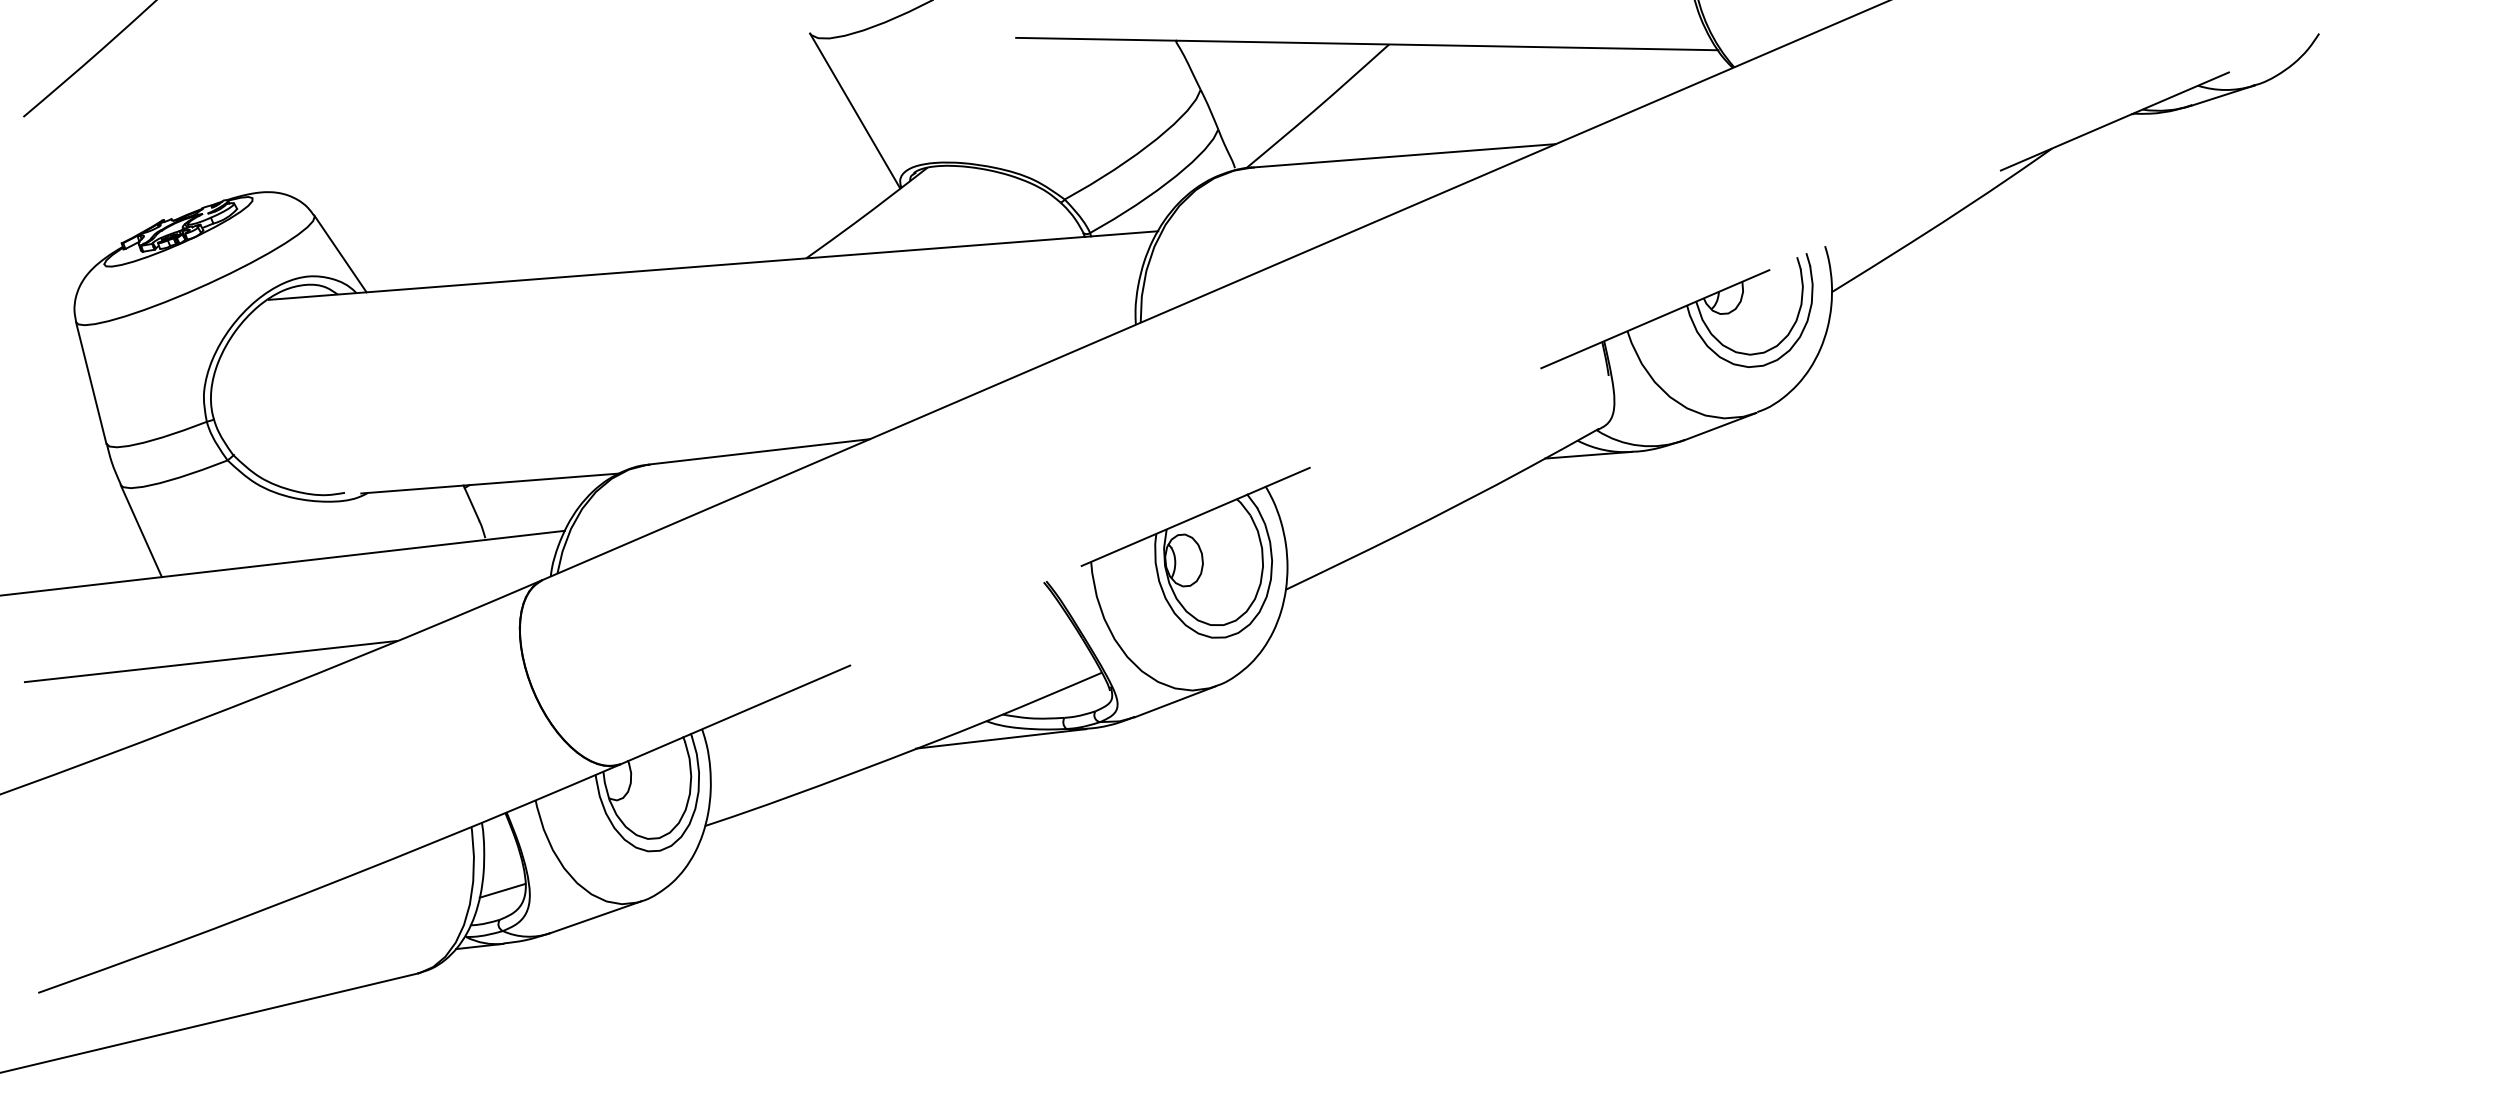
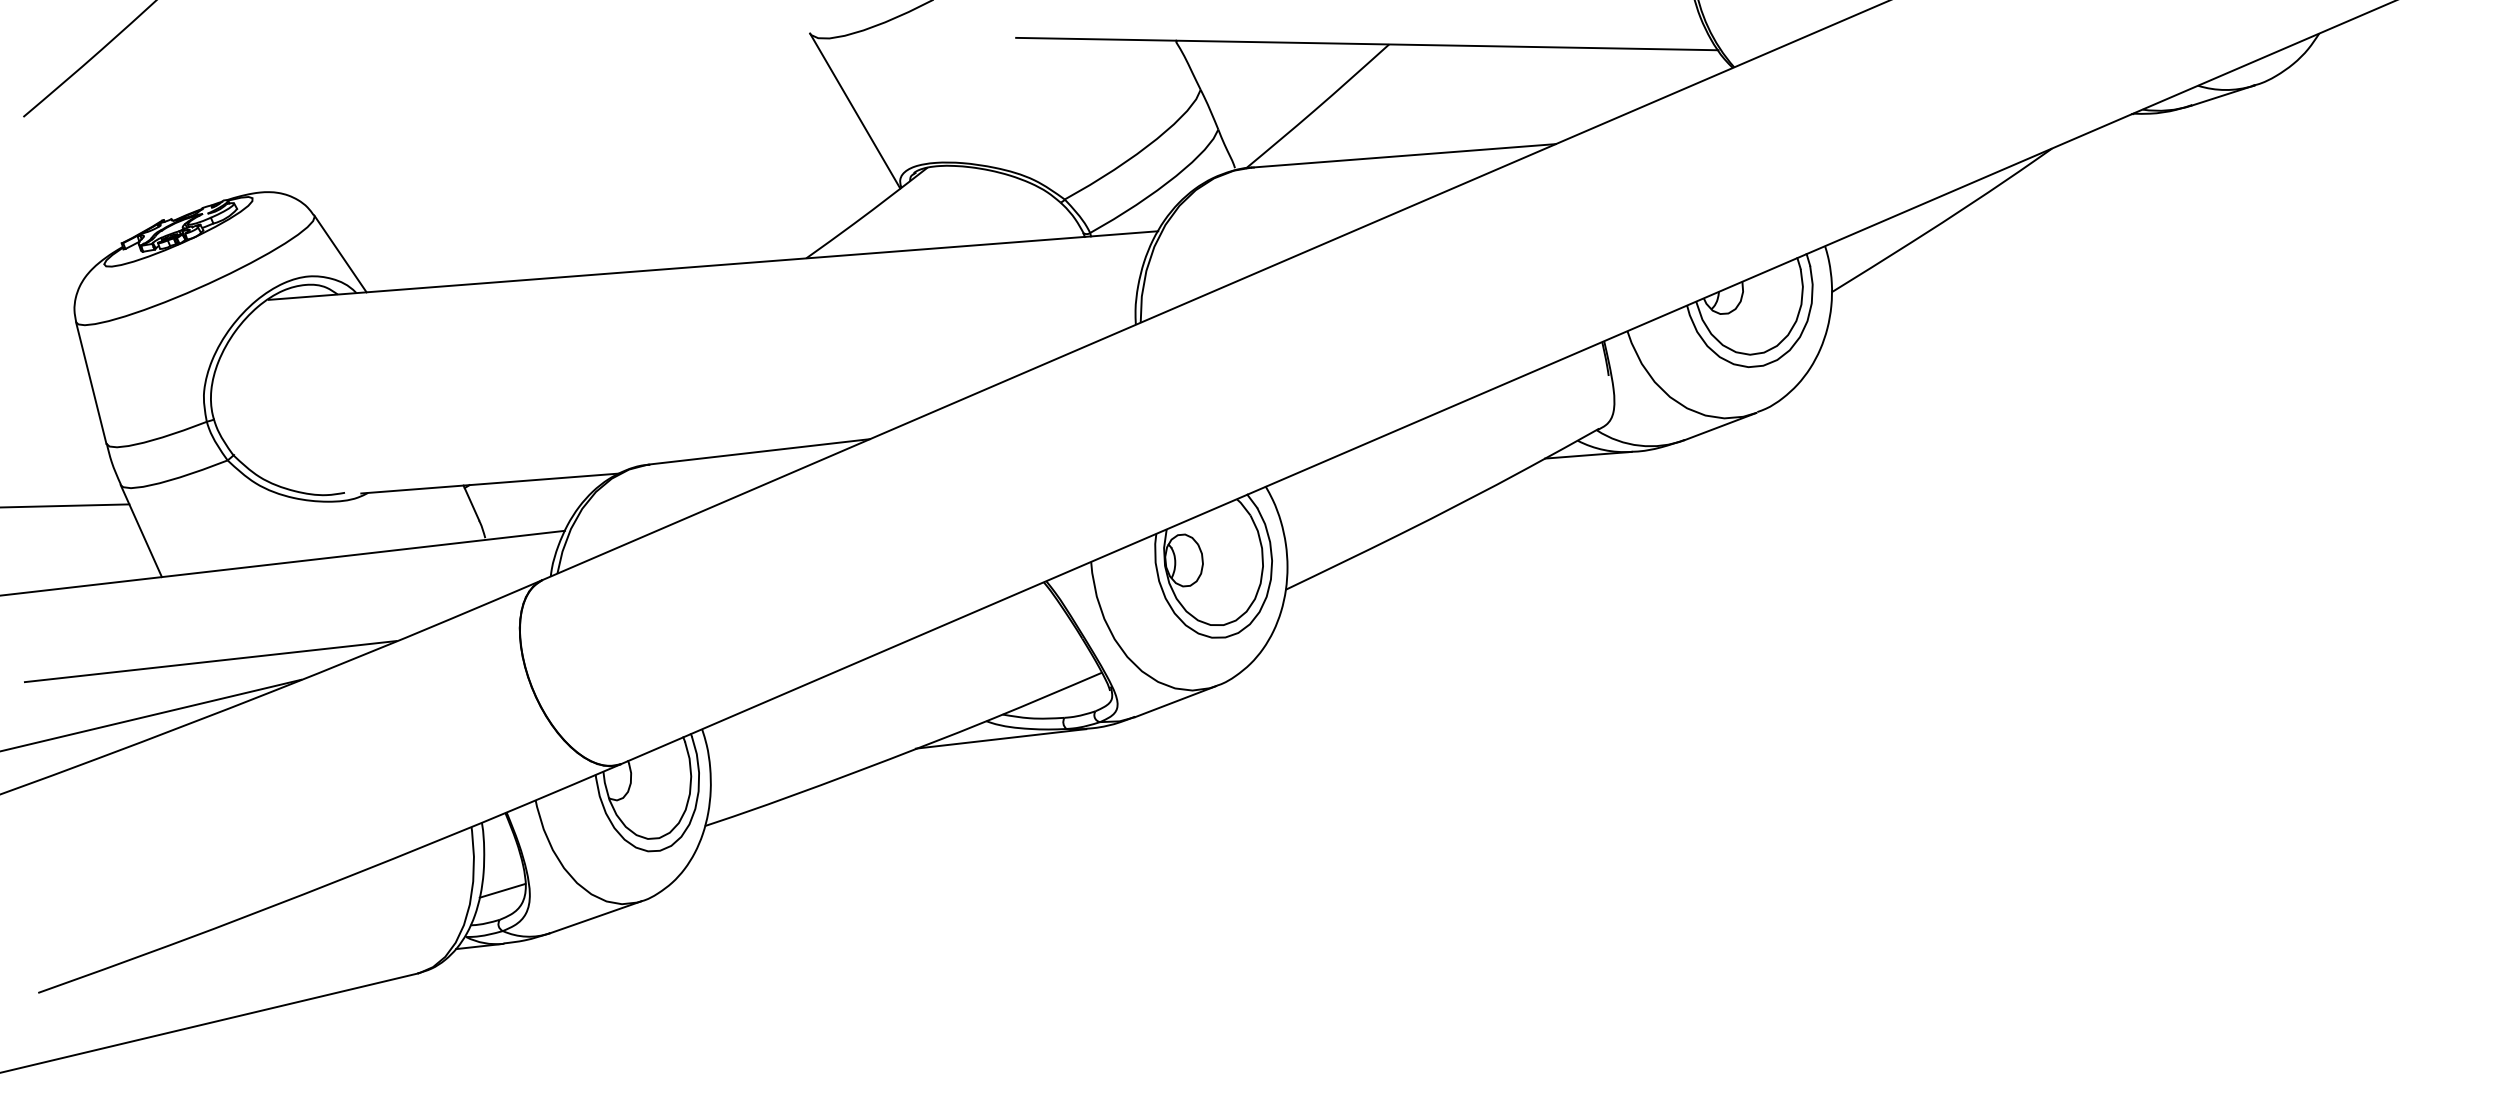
line: dashed -> solid (1509, 382)
line: none -> present (65, 505)
line: none -> present (151, 714)
